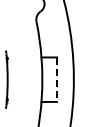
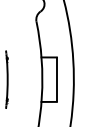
line: dashed -> solid (57, 79)
